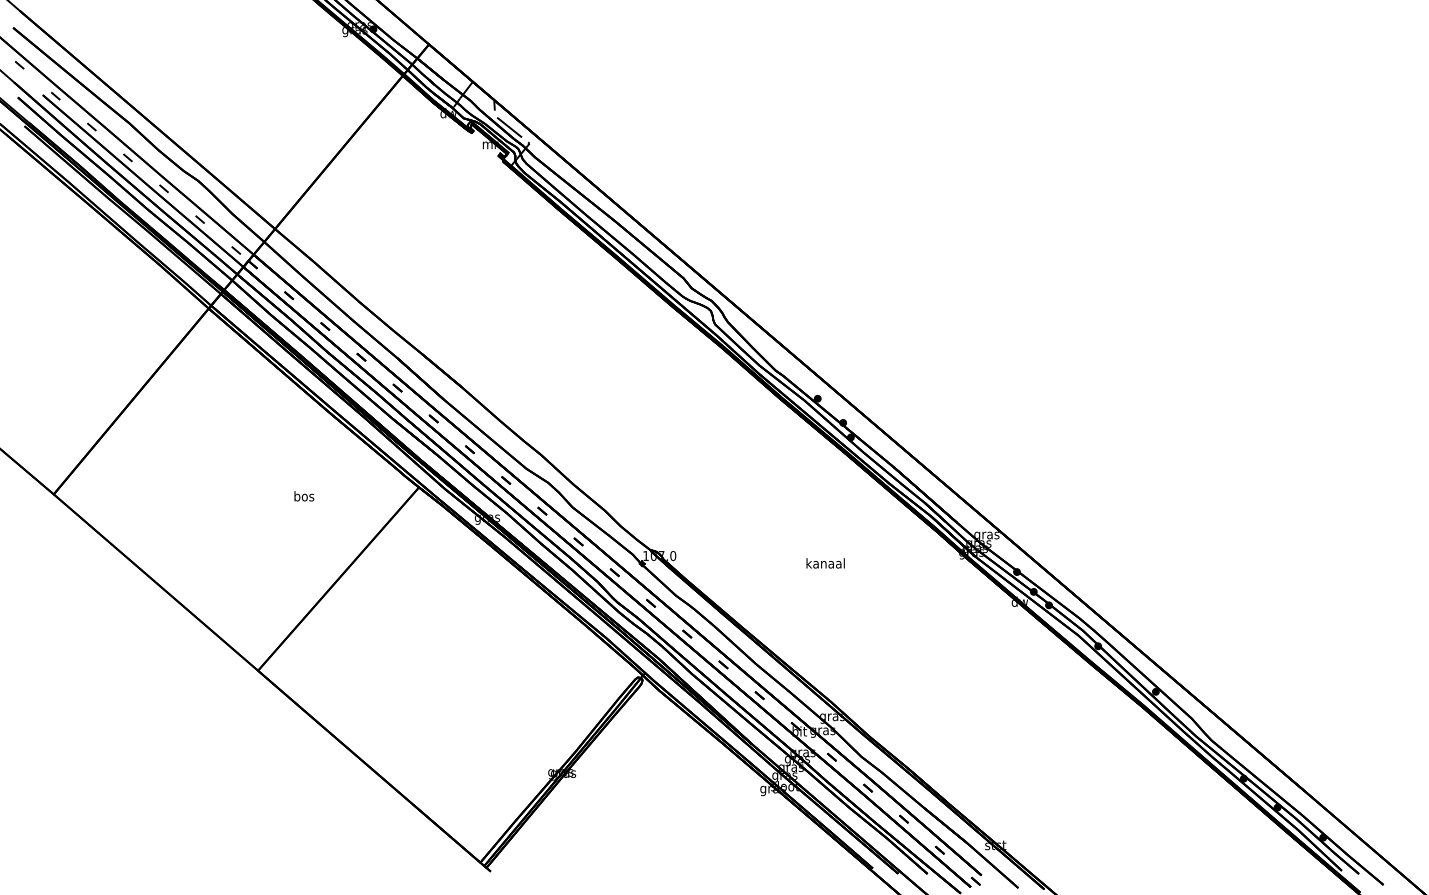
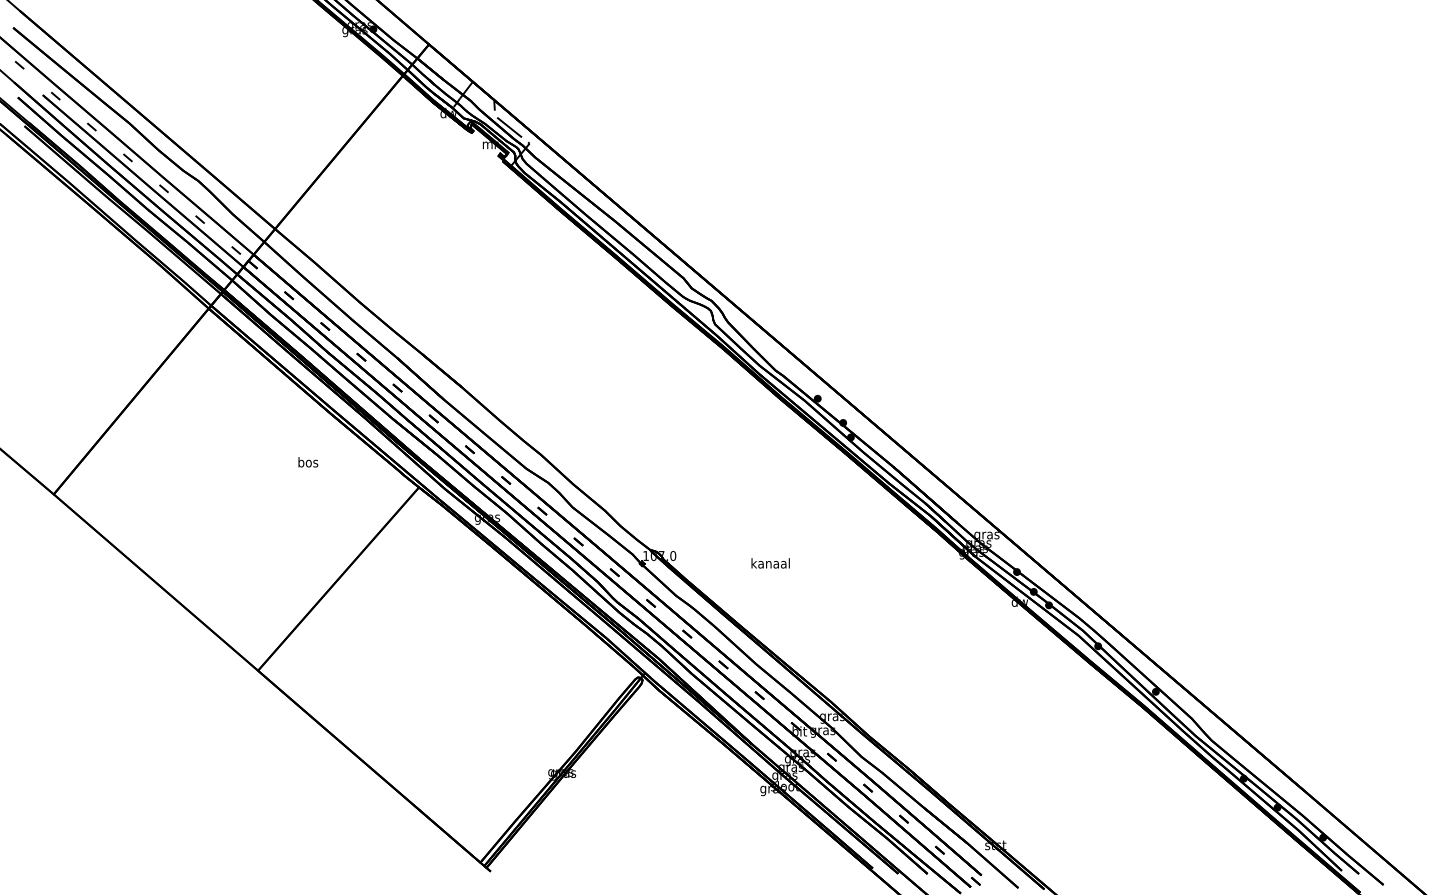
text position: (304, 496) -> (308, 462) (308, 462)
text position: (825, 563) -> (770, 563) (770, 563)
